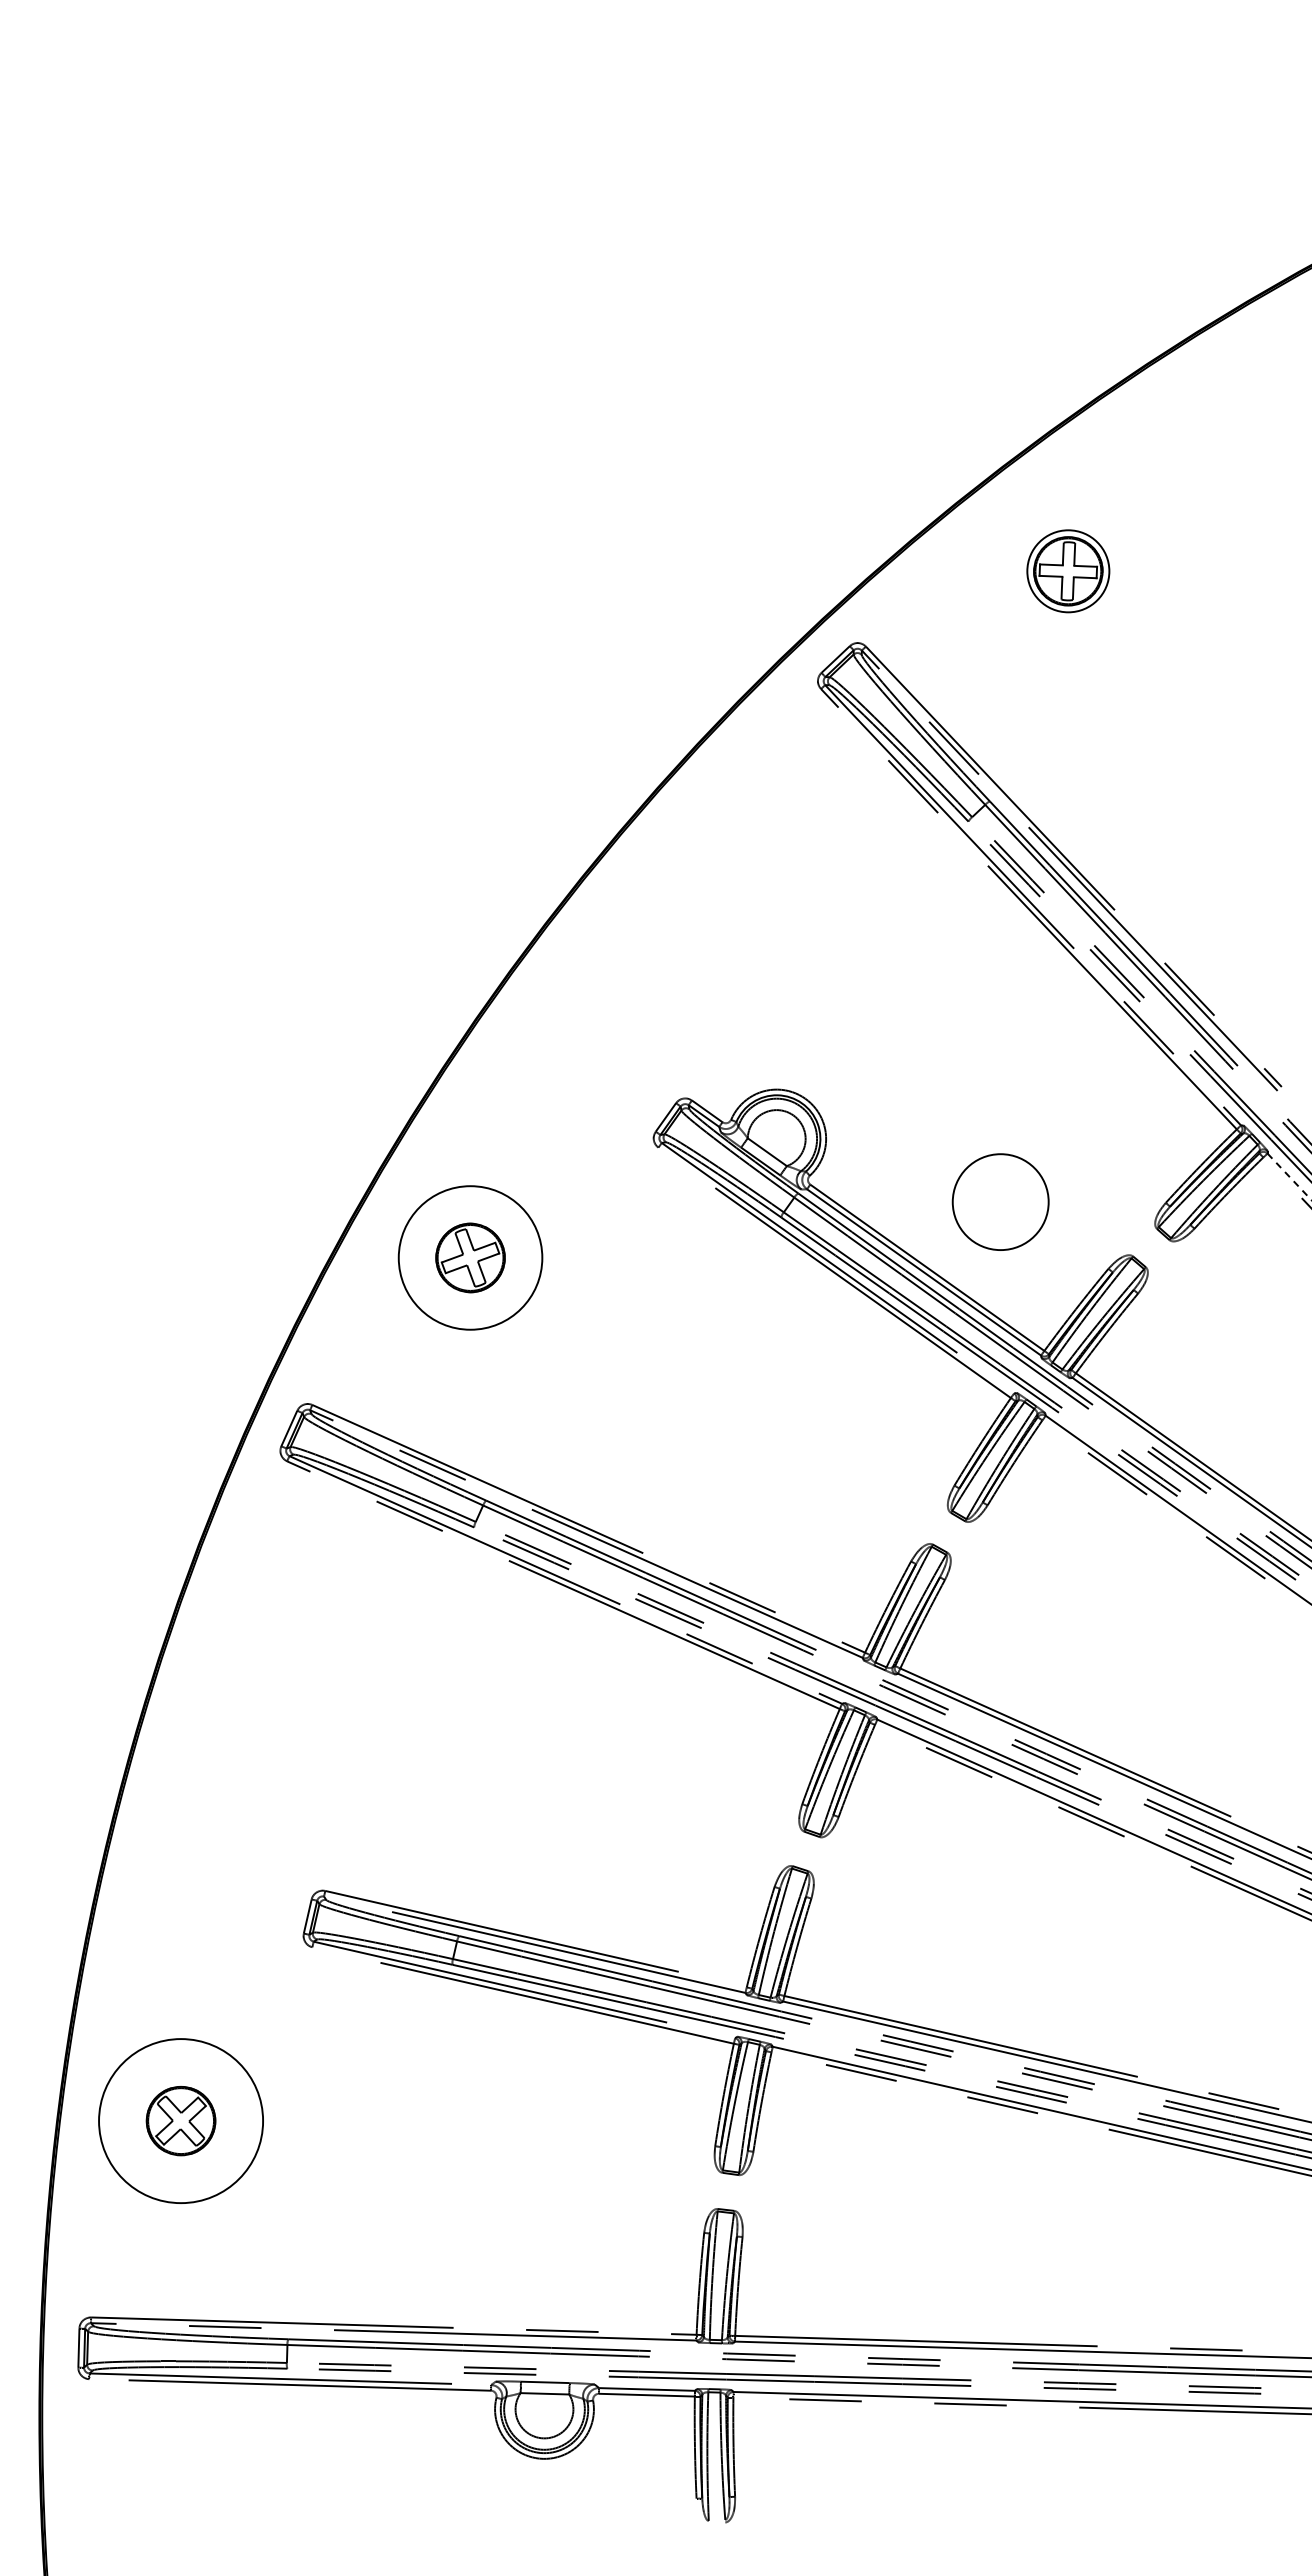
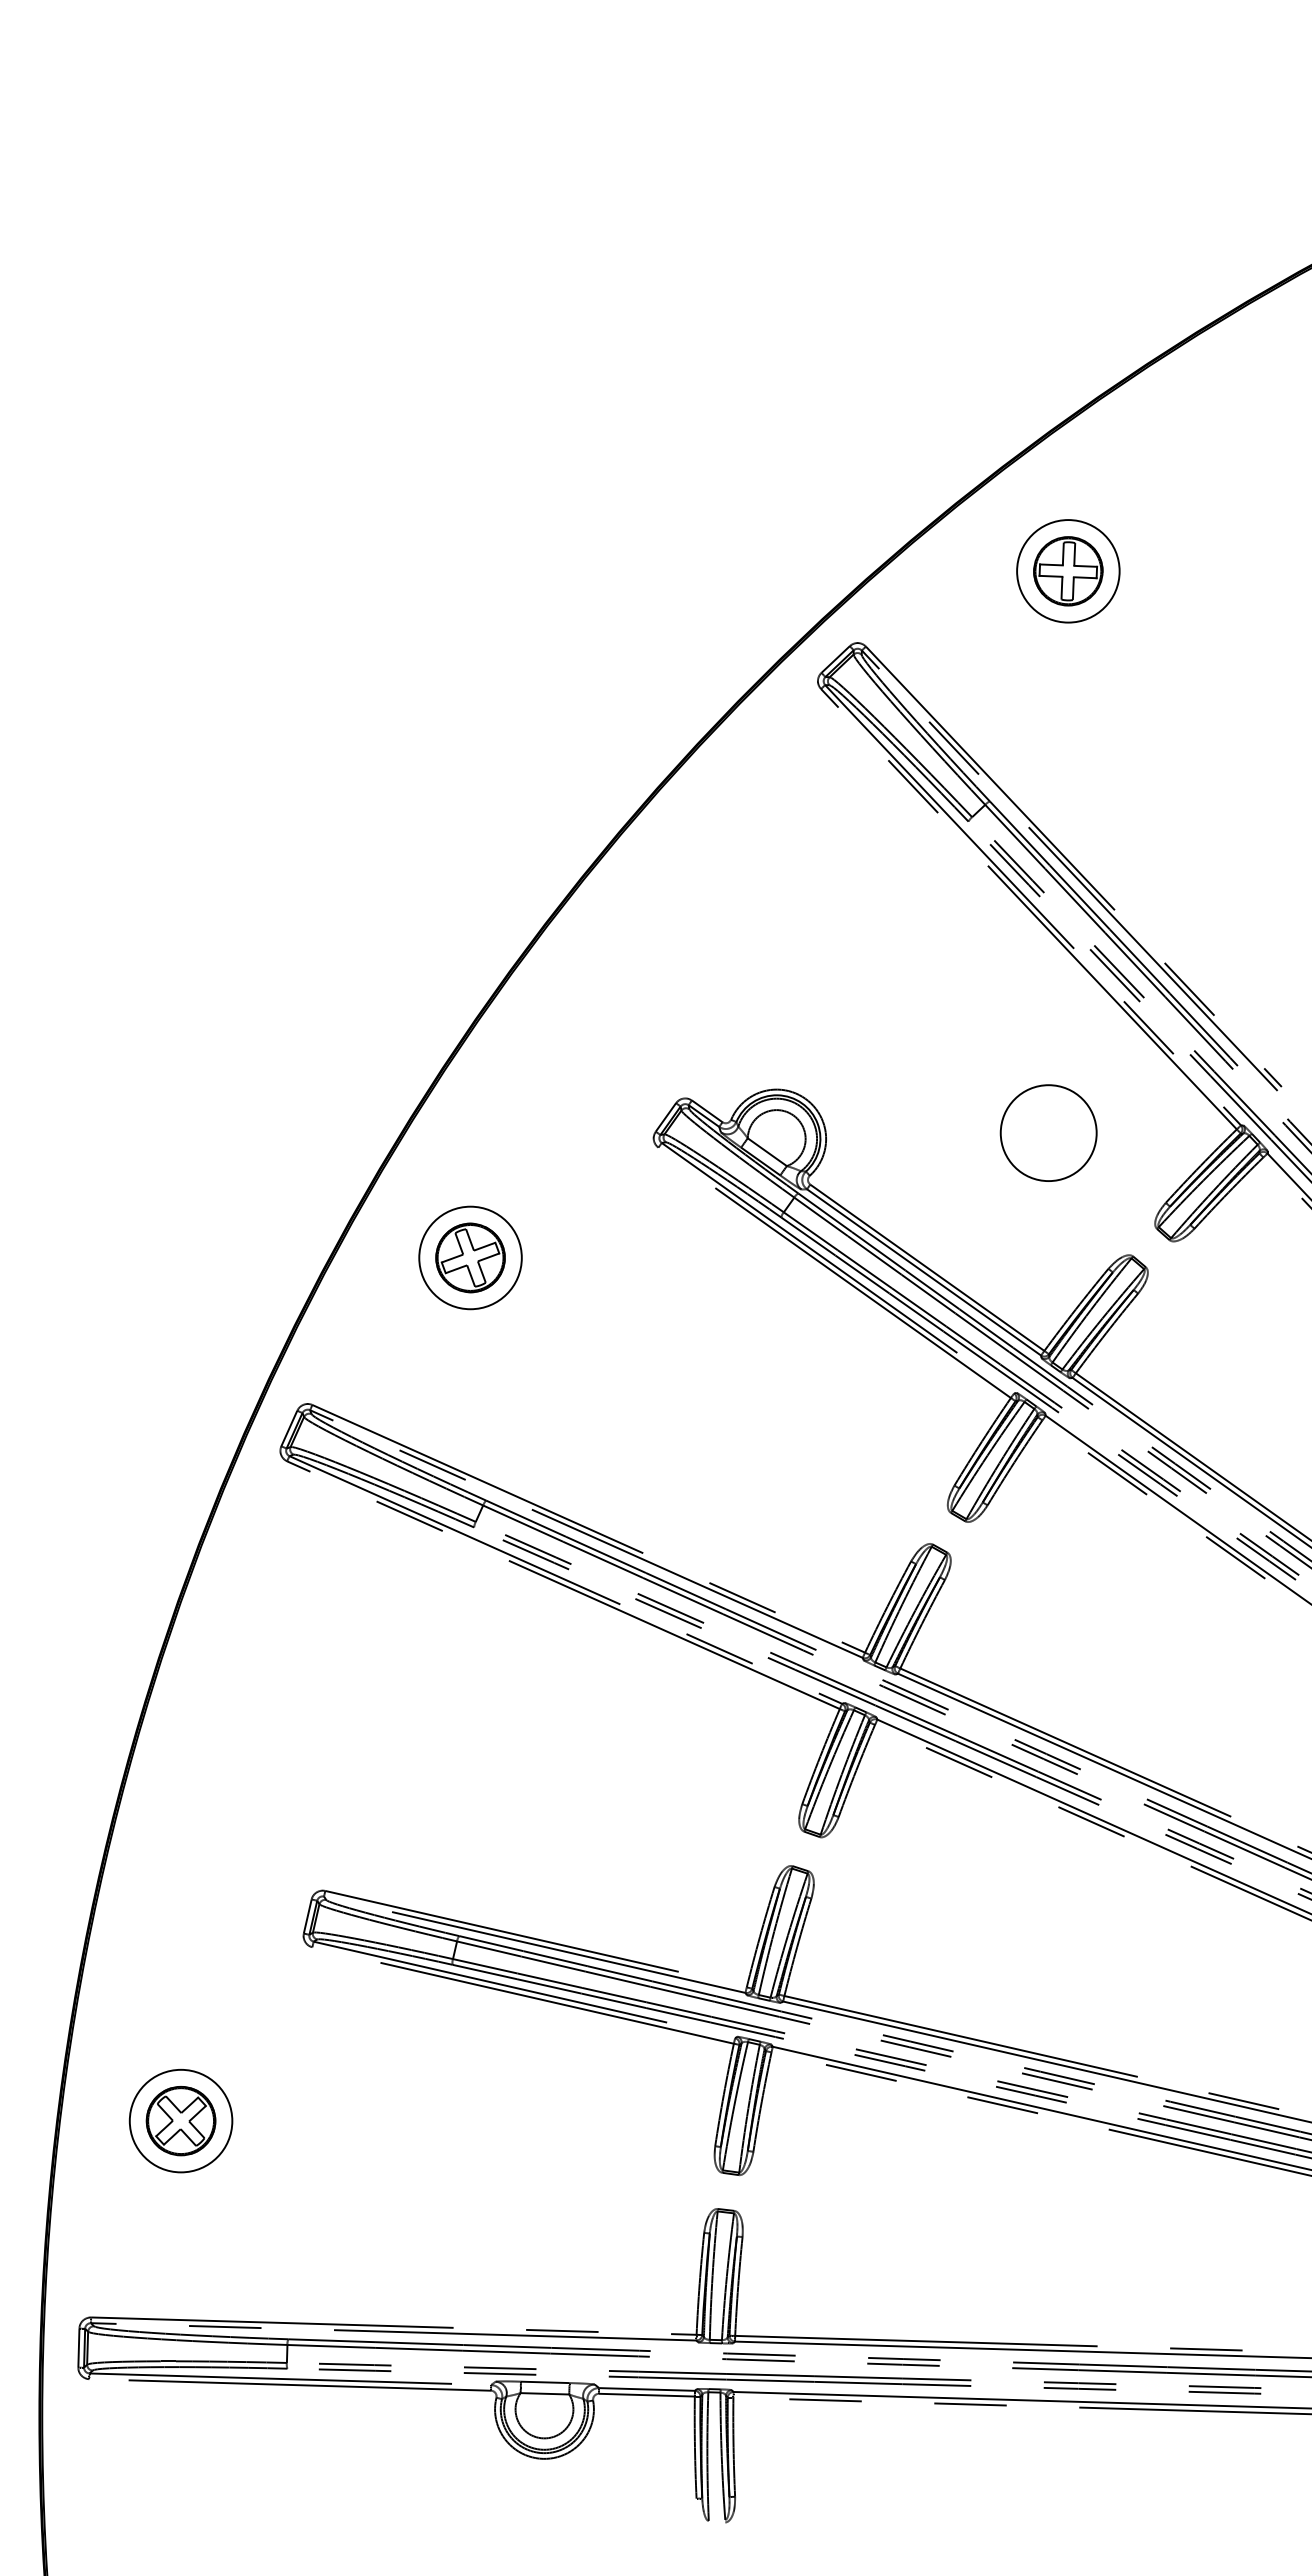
circle diameter: 82 px -> 103 px (1068, 571)
line: dashed -> solid (1289, 1176)
circle position: (1000, 1201) -> (1048, 1132) (1048, 1132)
circle diameter: 144 px -> 103 px (470, 1257)
circle diameter: 164 px -> 103 px (180, 2120)
